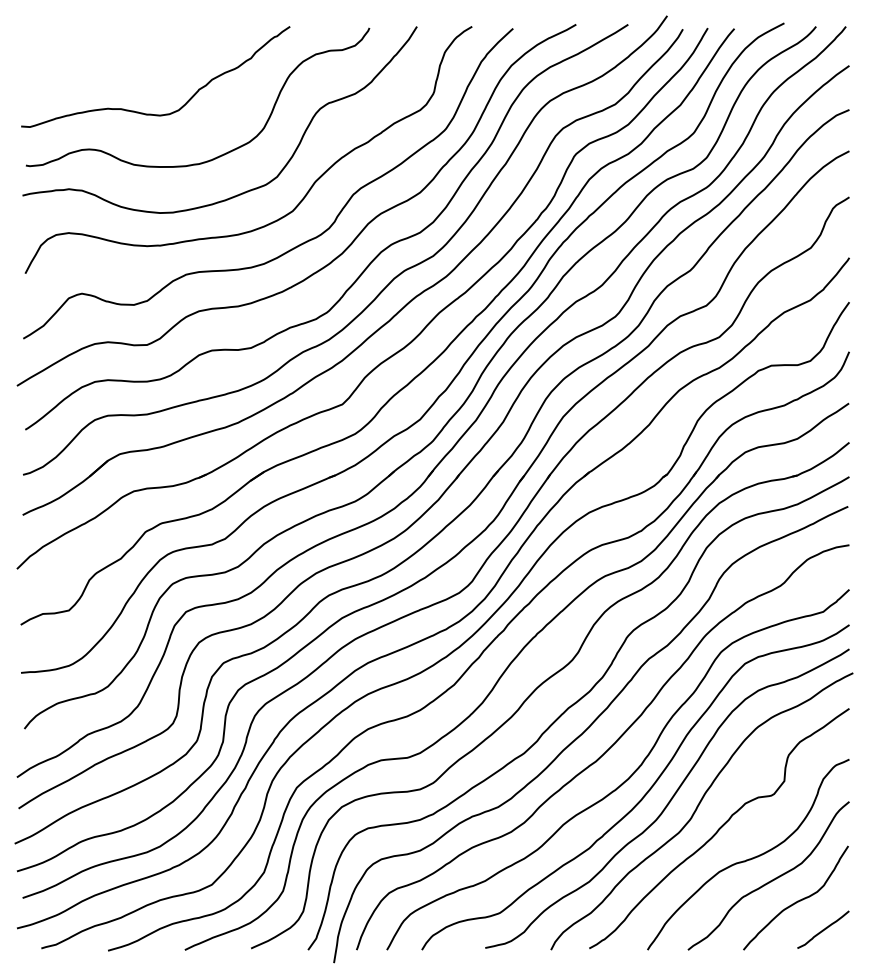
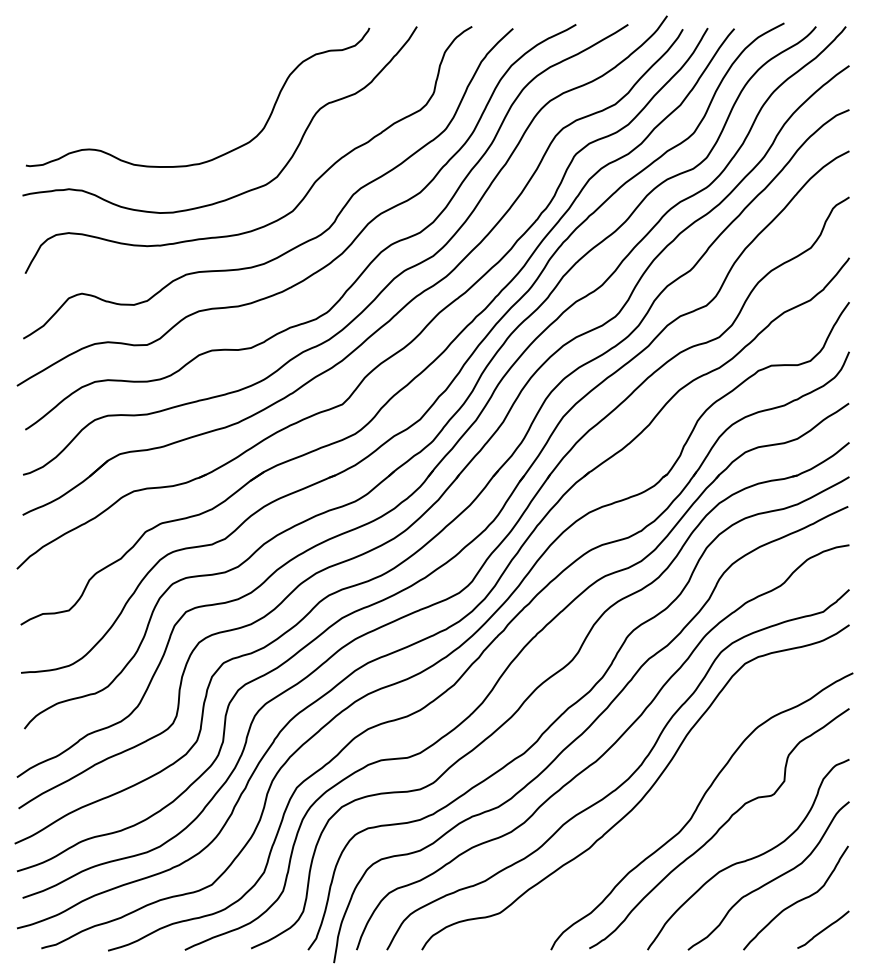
curve: present -> none (151, 113)
curve: present -> none (669, 800)
